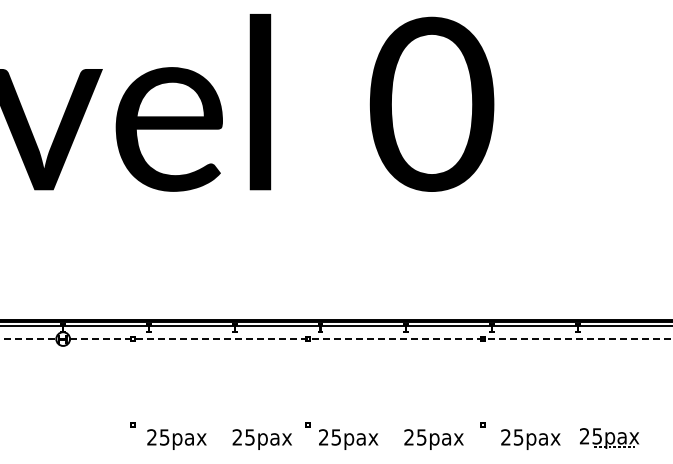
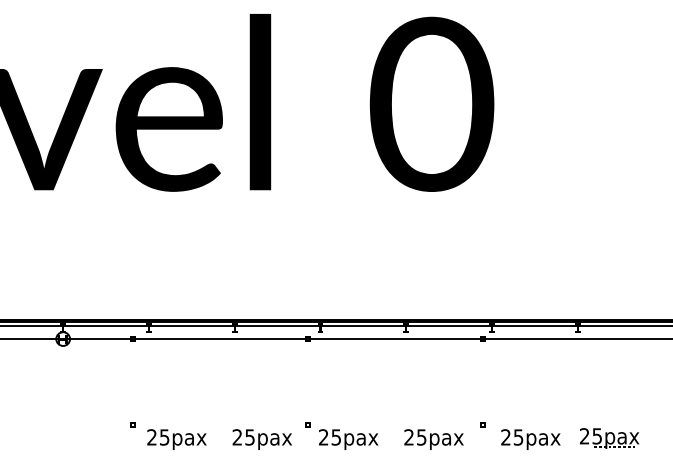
line: dashed -> solid (336, 339)
